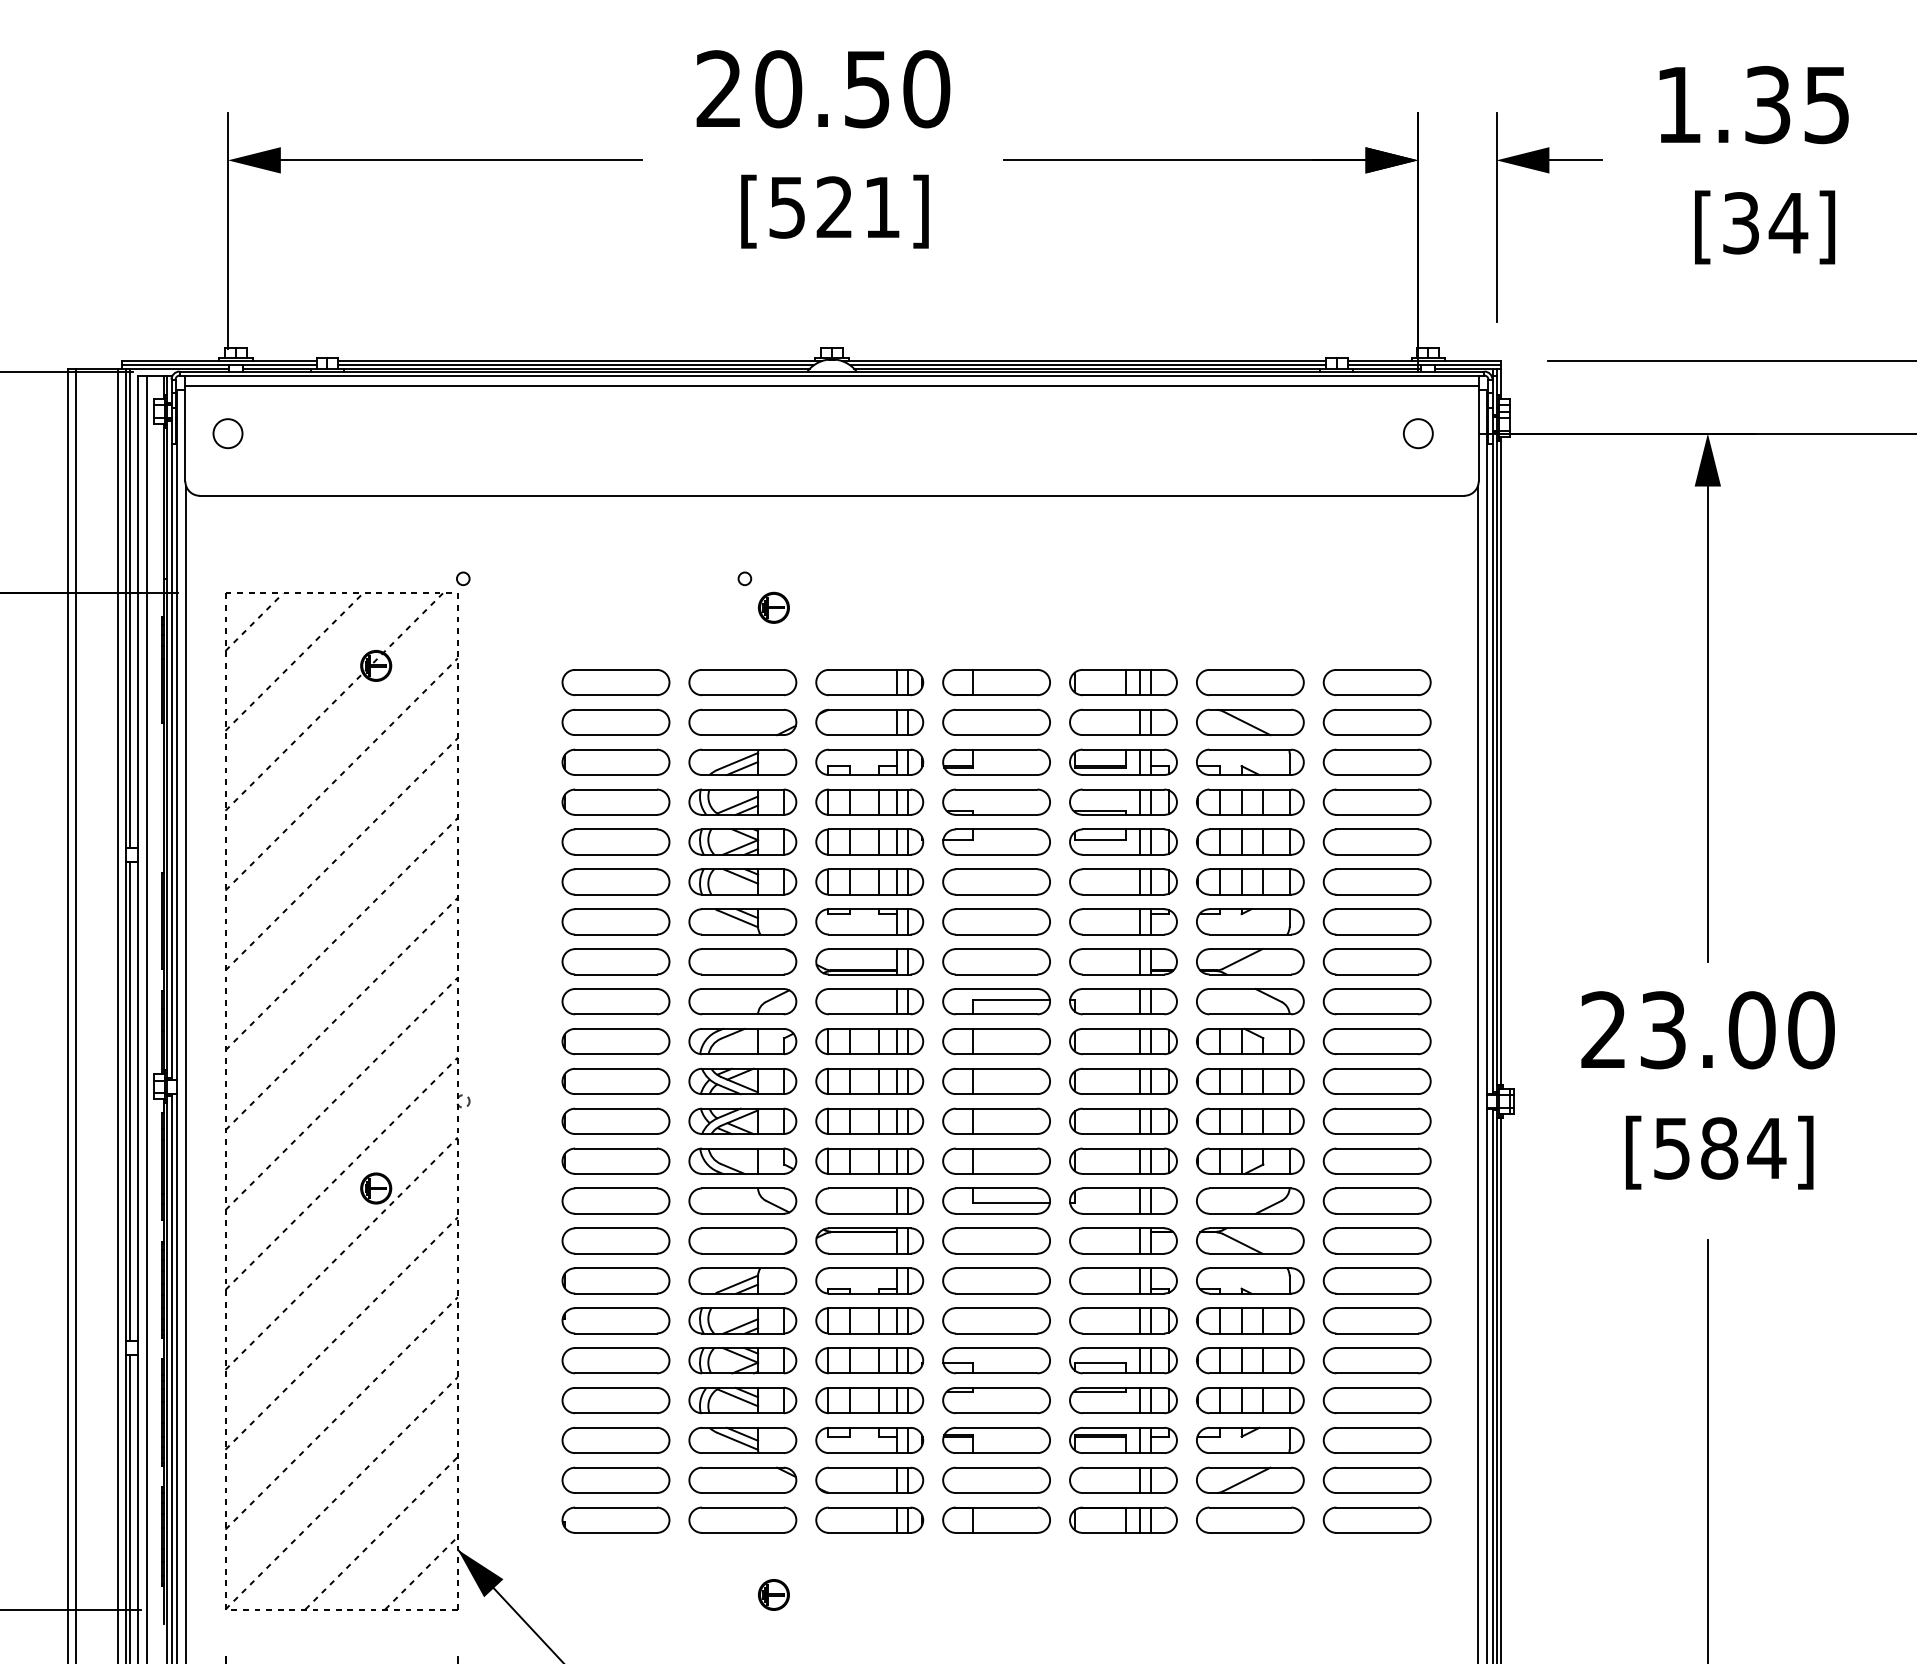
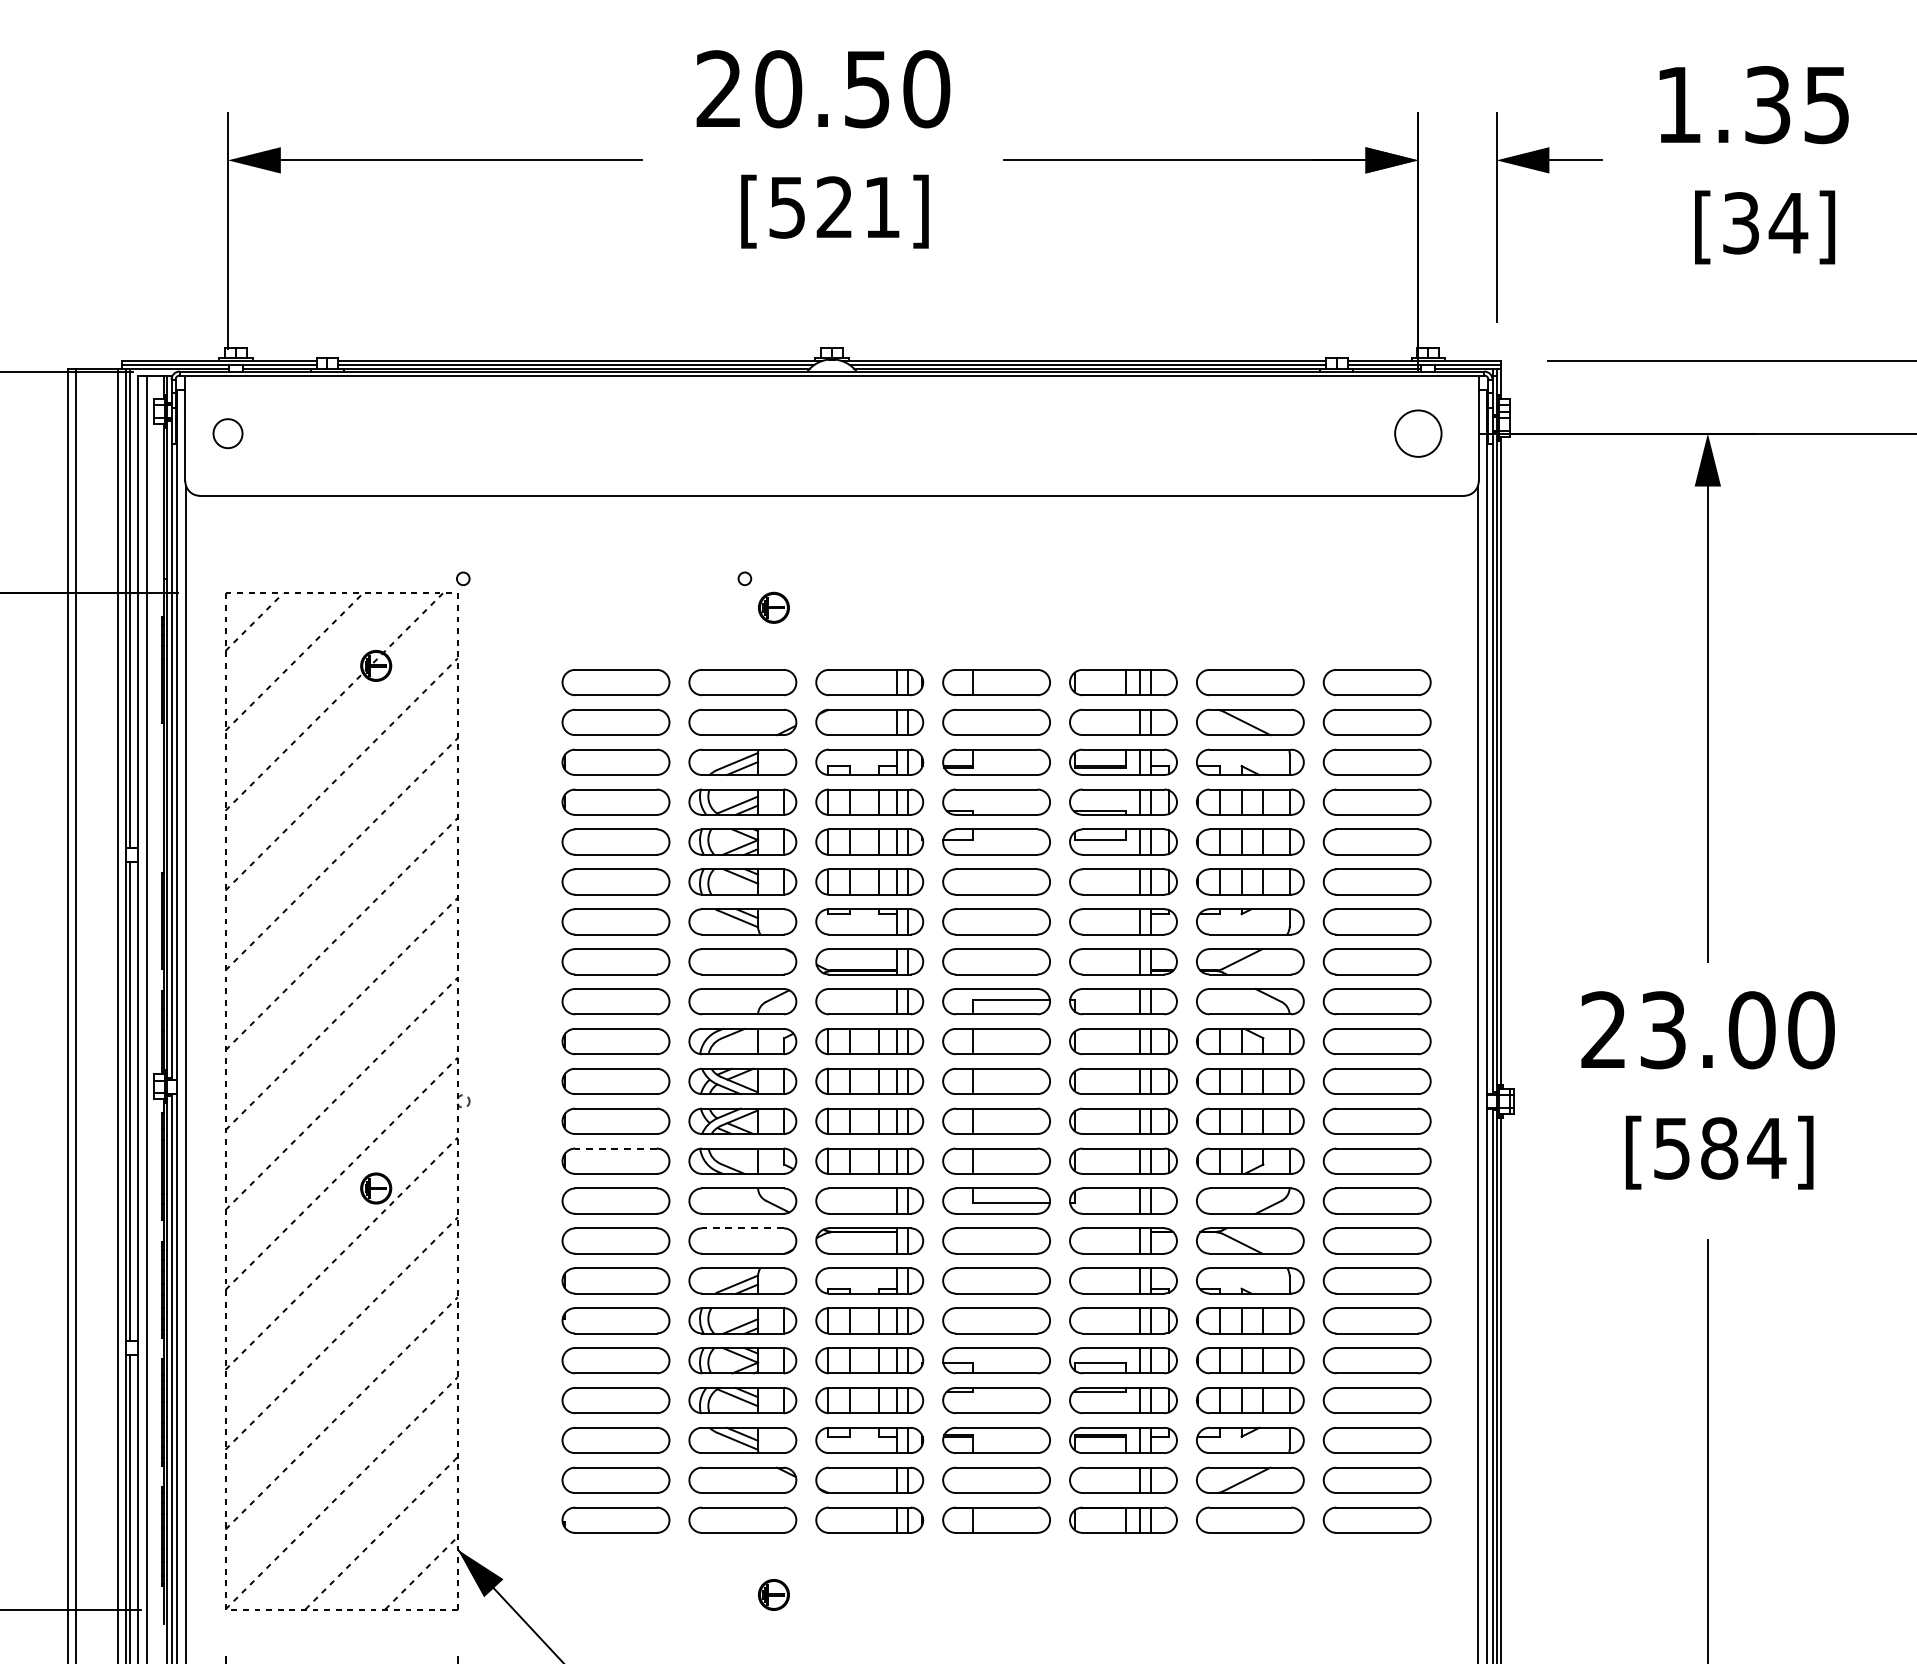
line: present -> none (831, 385)
circle diameter: 29 px -> 46 px (1418, 433)
line: solid -> dashed (616, 1148)
line: solid -> dashed (742, 1228)
